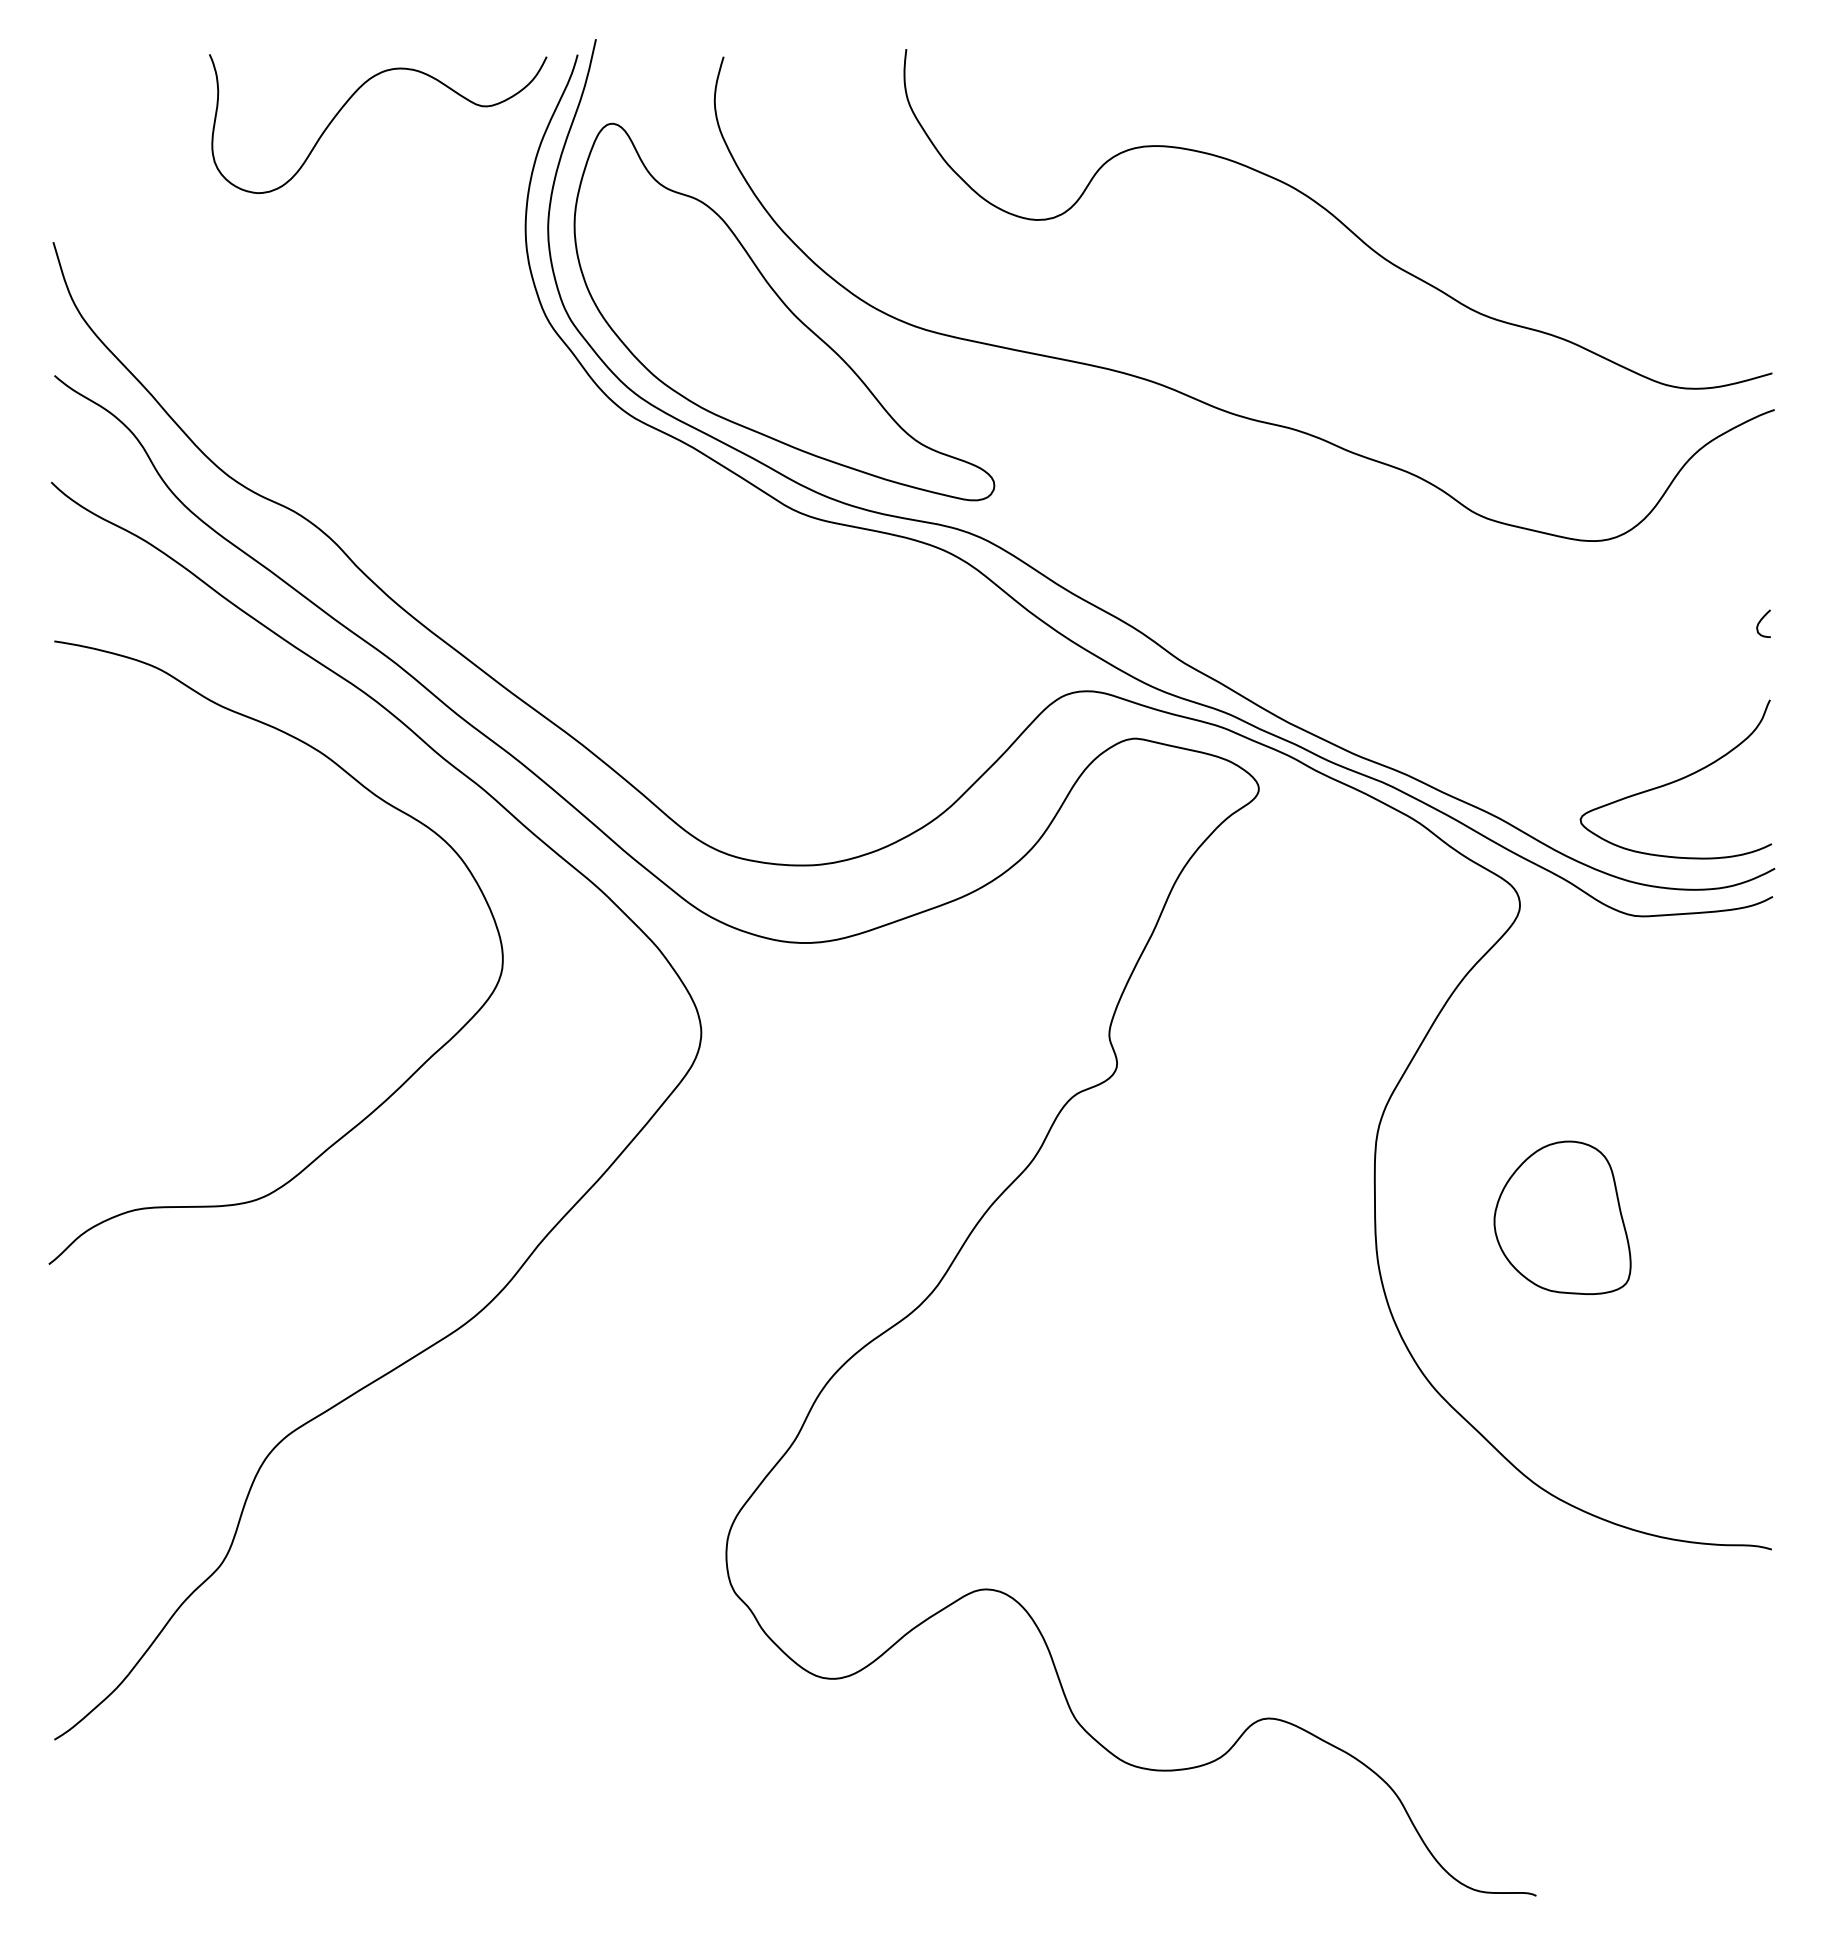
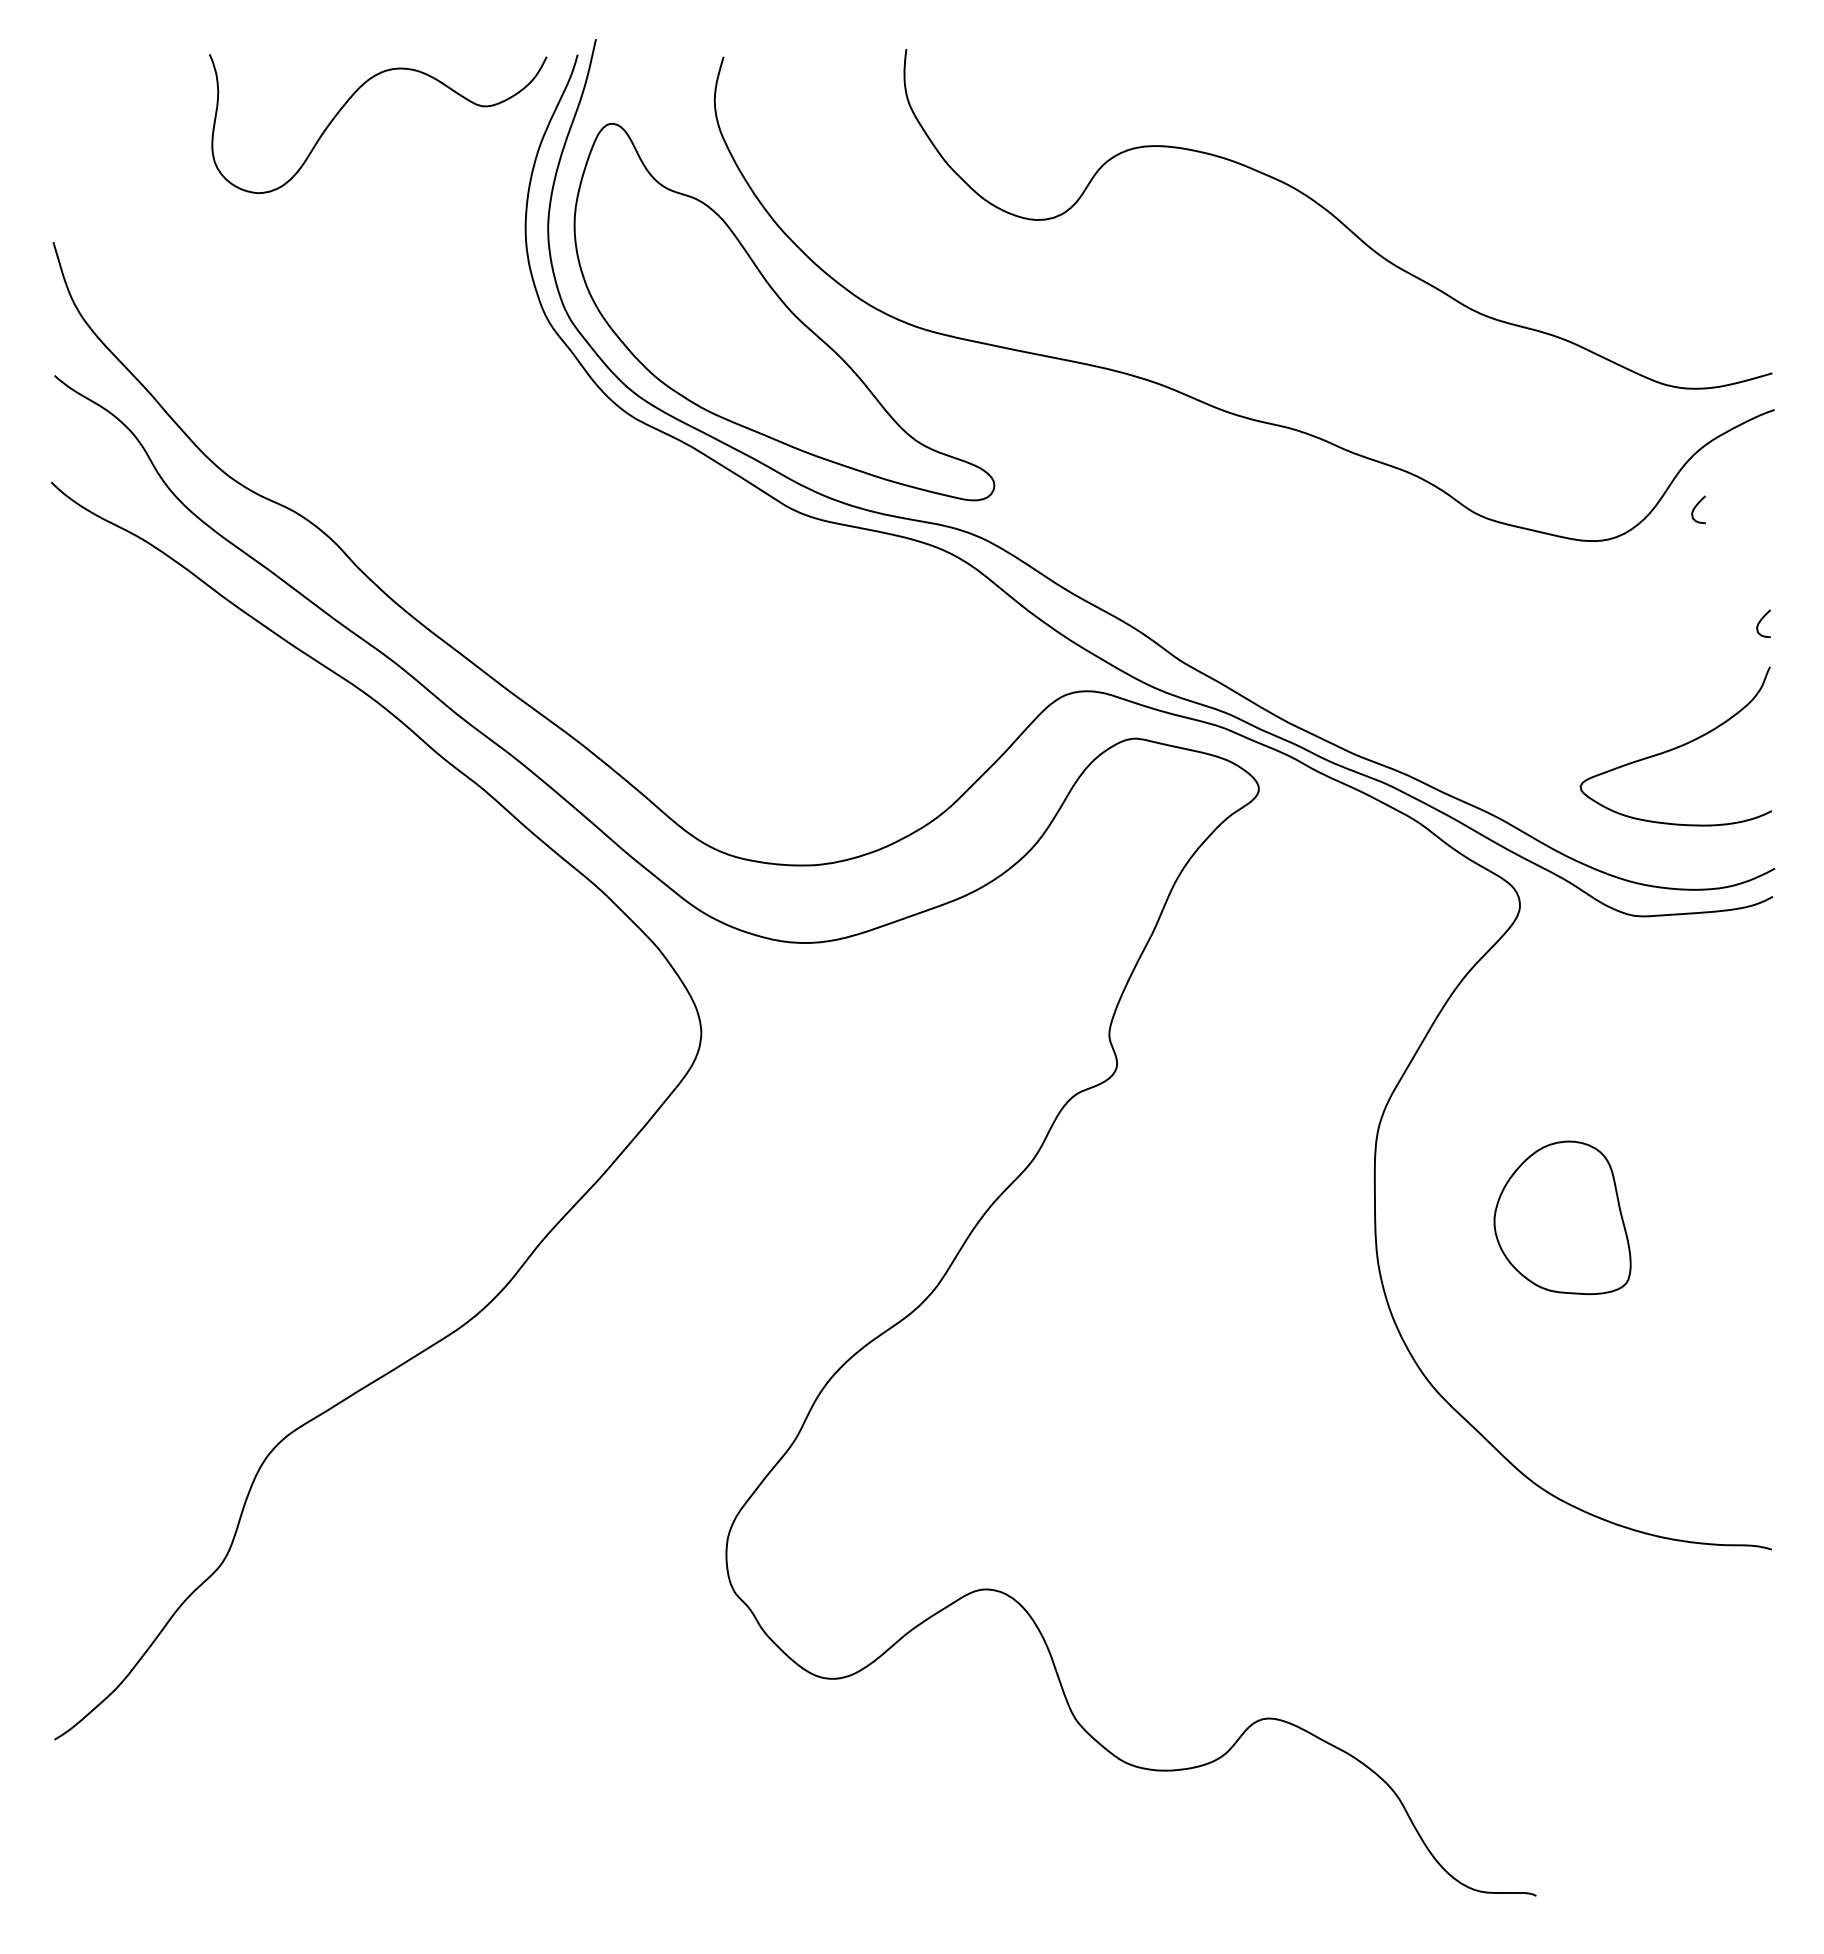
curve: none -> present (1696, 507)
curve position: (1676, 779) -> (1676, 746) (1676, 746)
curve: present -> none (404, 1081)
